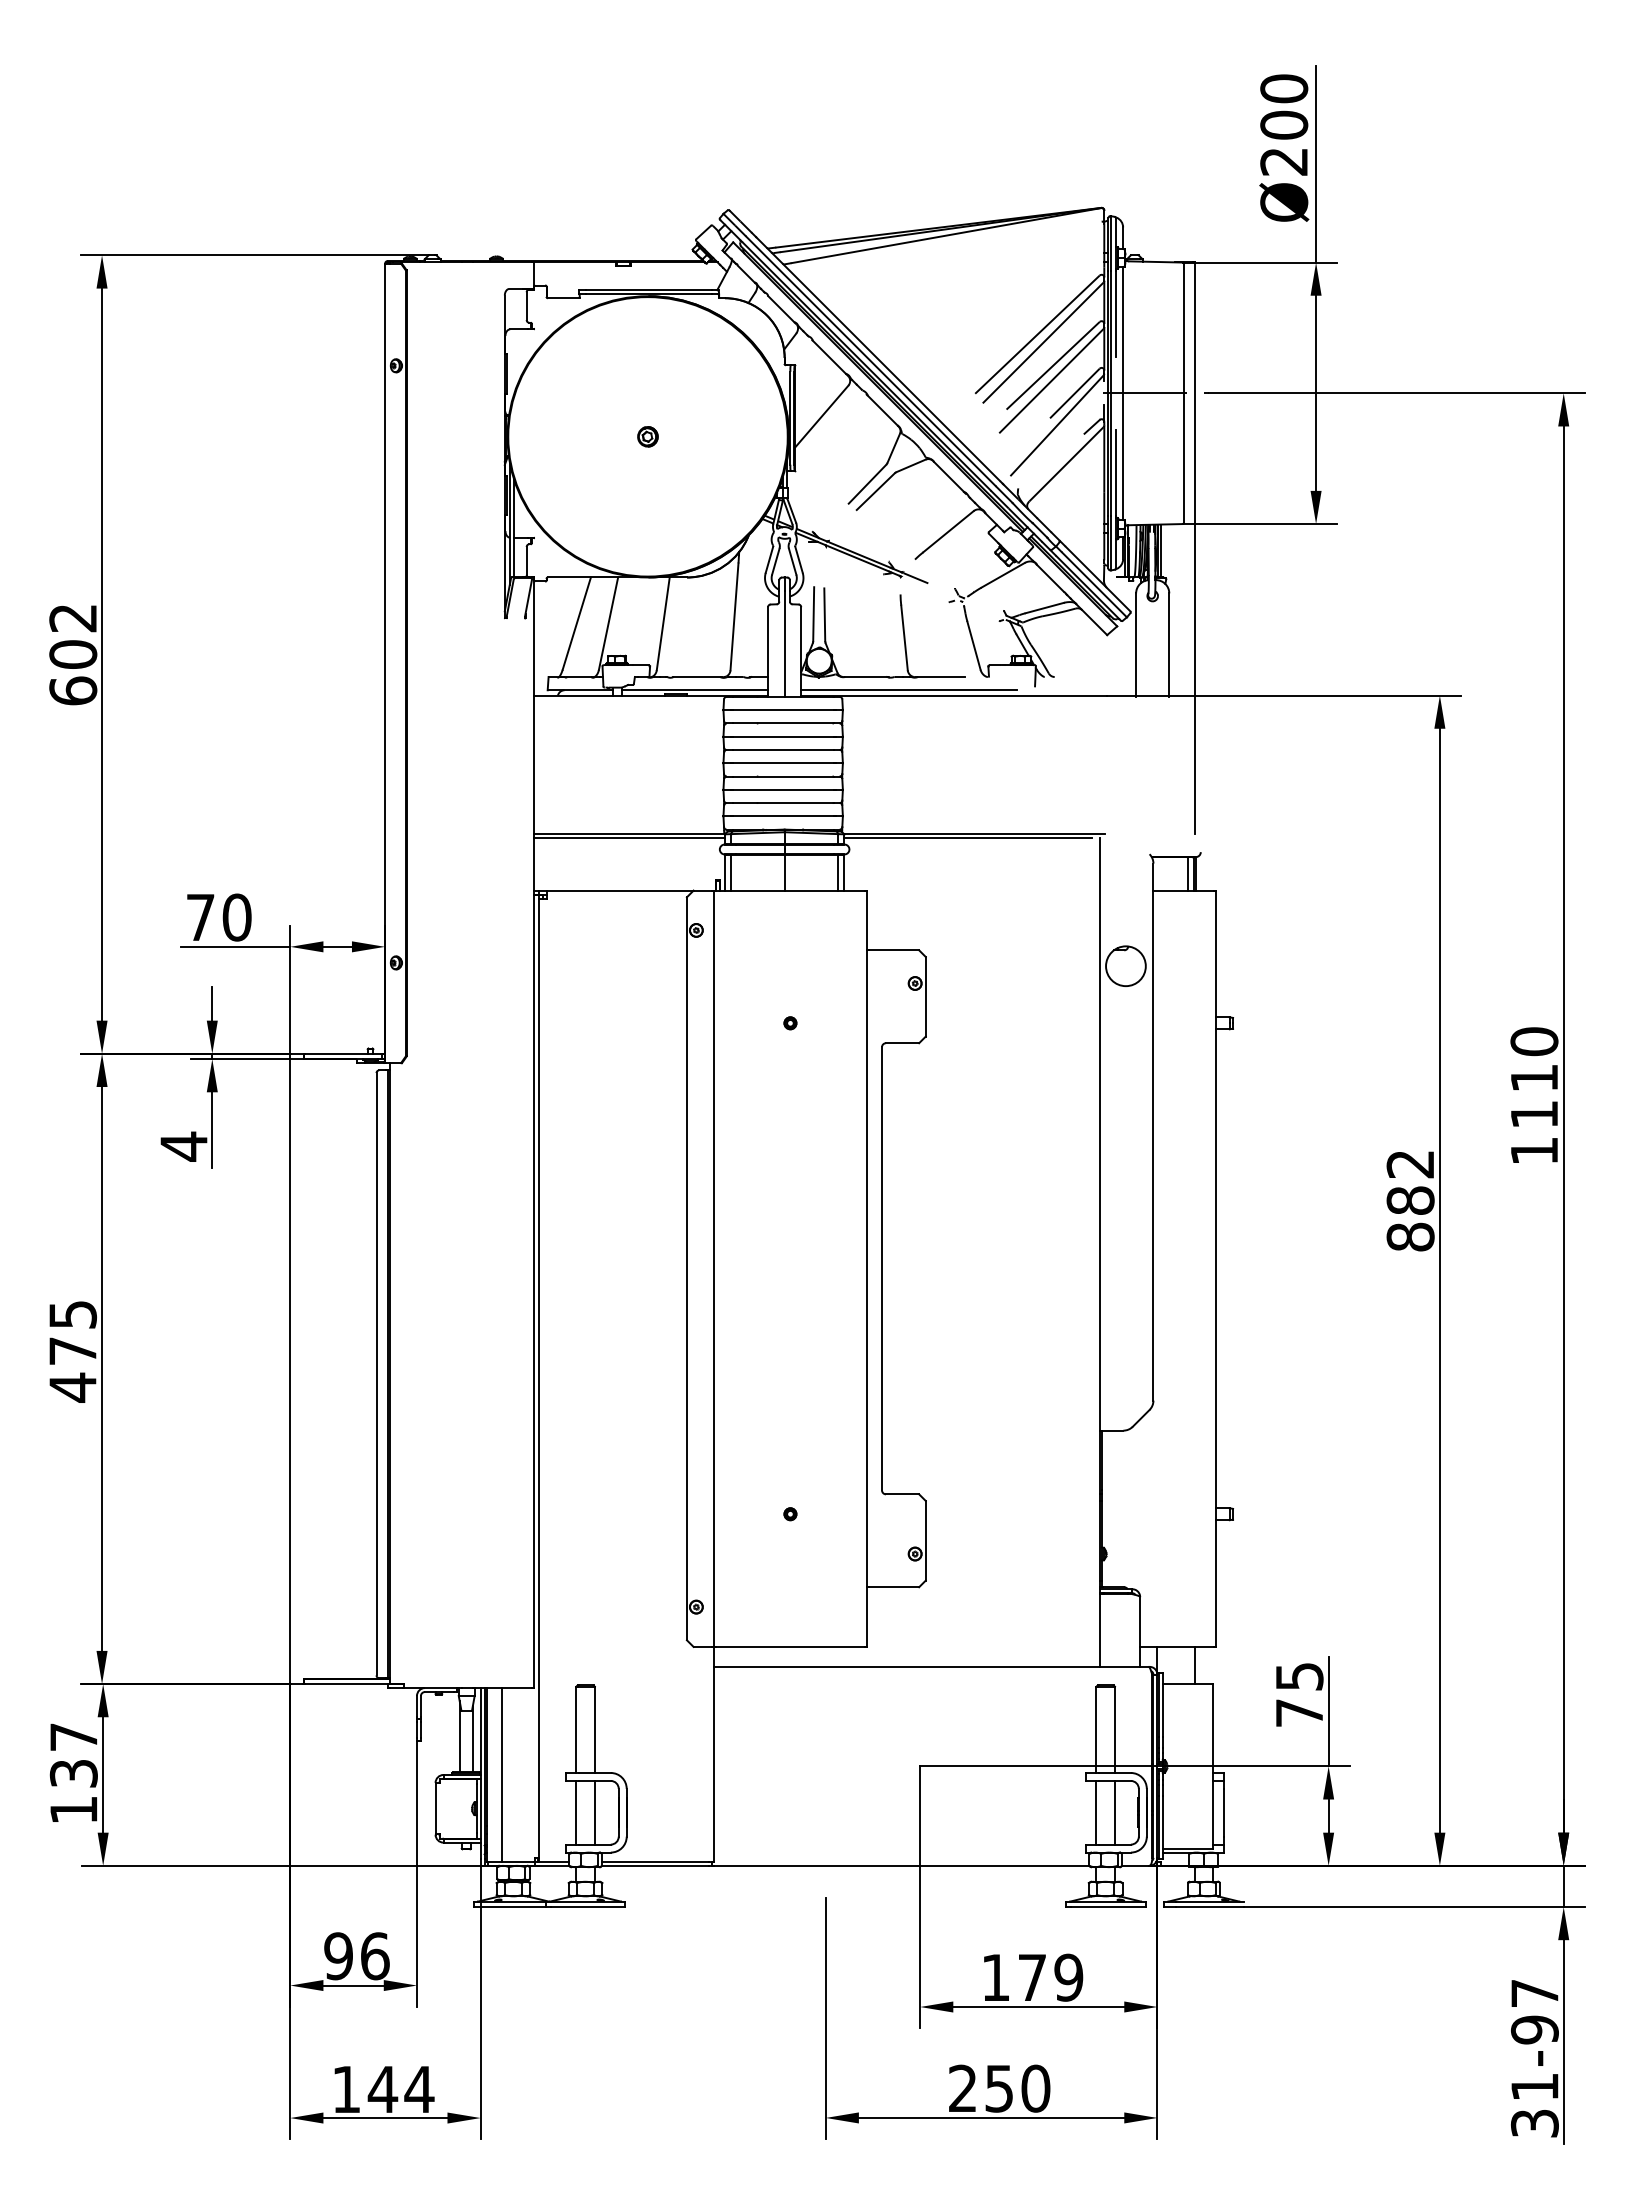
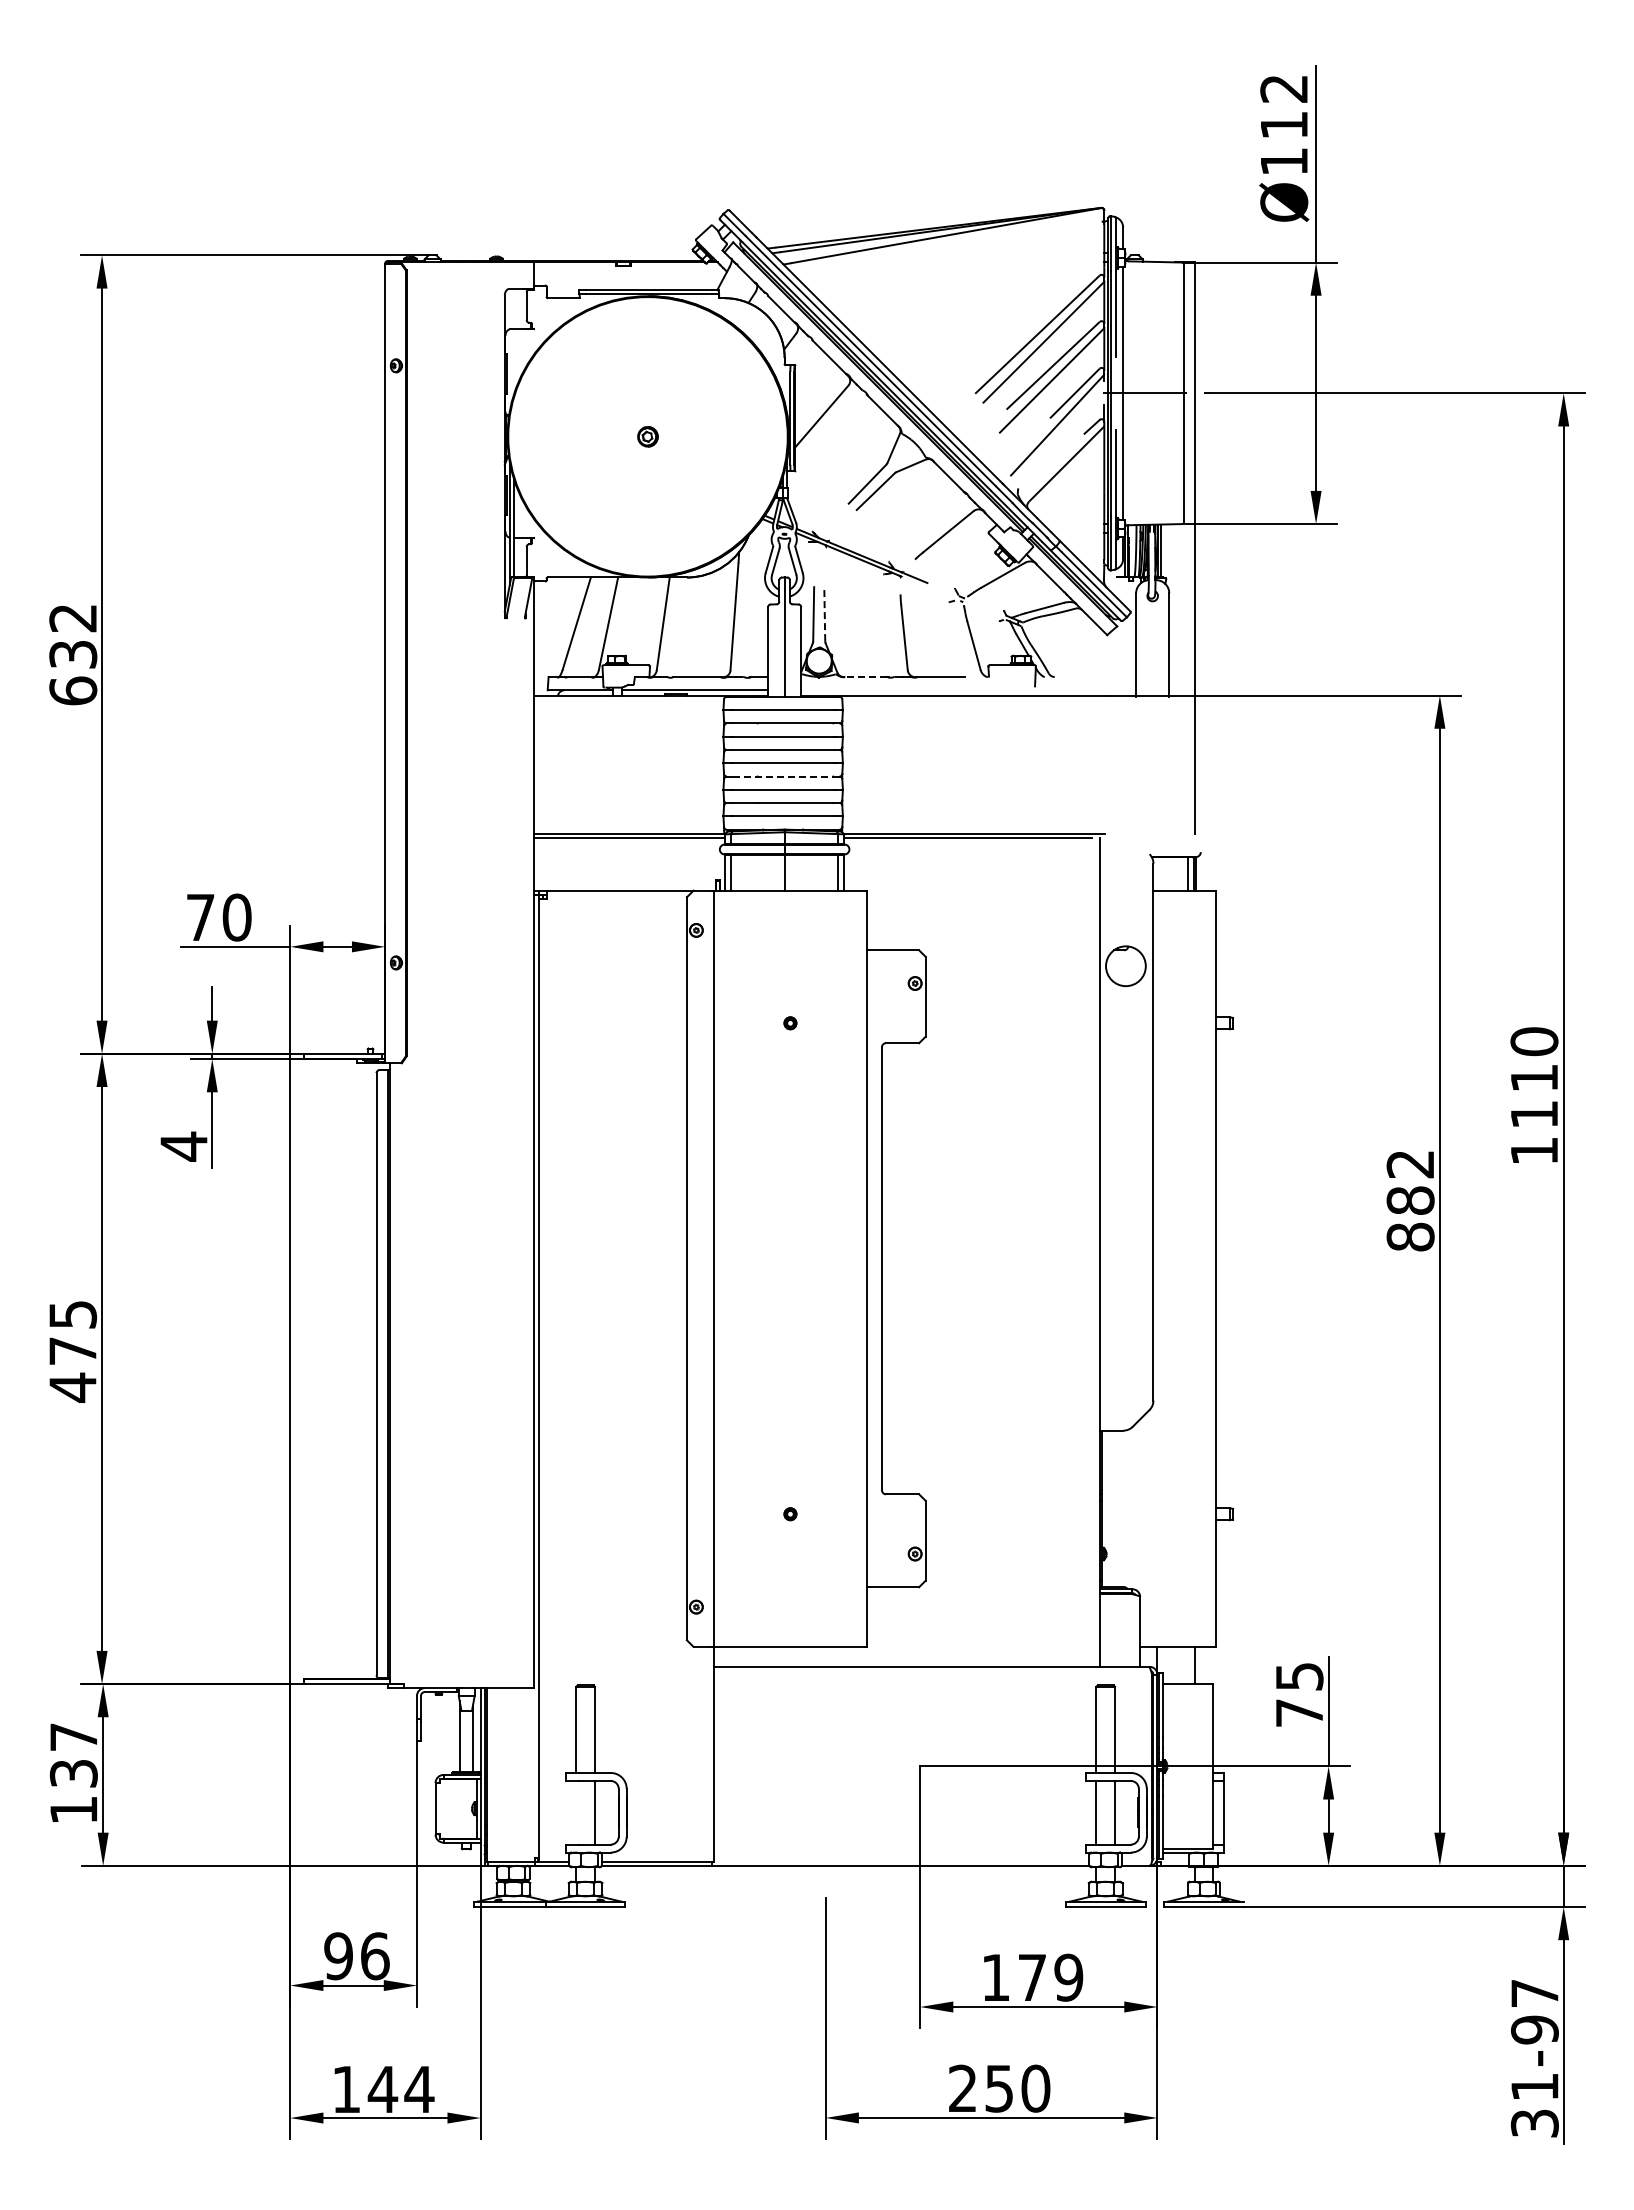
text: Ø200 -> Ø112 (1284, 124)
line: solid -> dashed (824, 614)
text: 602 -> 632 (73, 654)
line: solid -> dashed (865, 677)
line: present -> none (908, 690)
line: solid -> dashed (783, 776)
line: present -> none (501, 1774)
line: present -> none (576, 1812)
